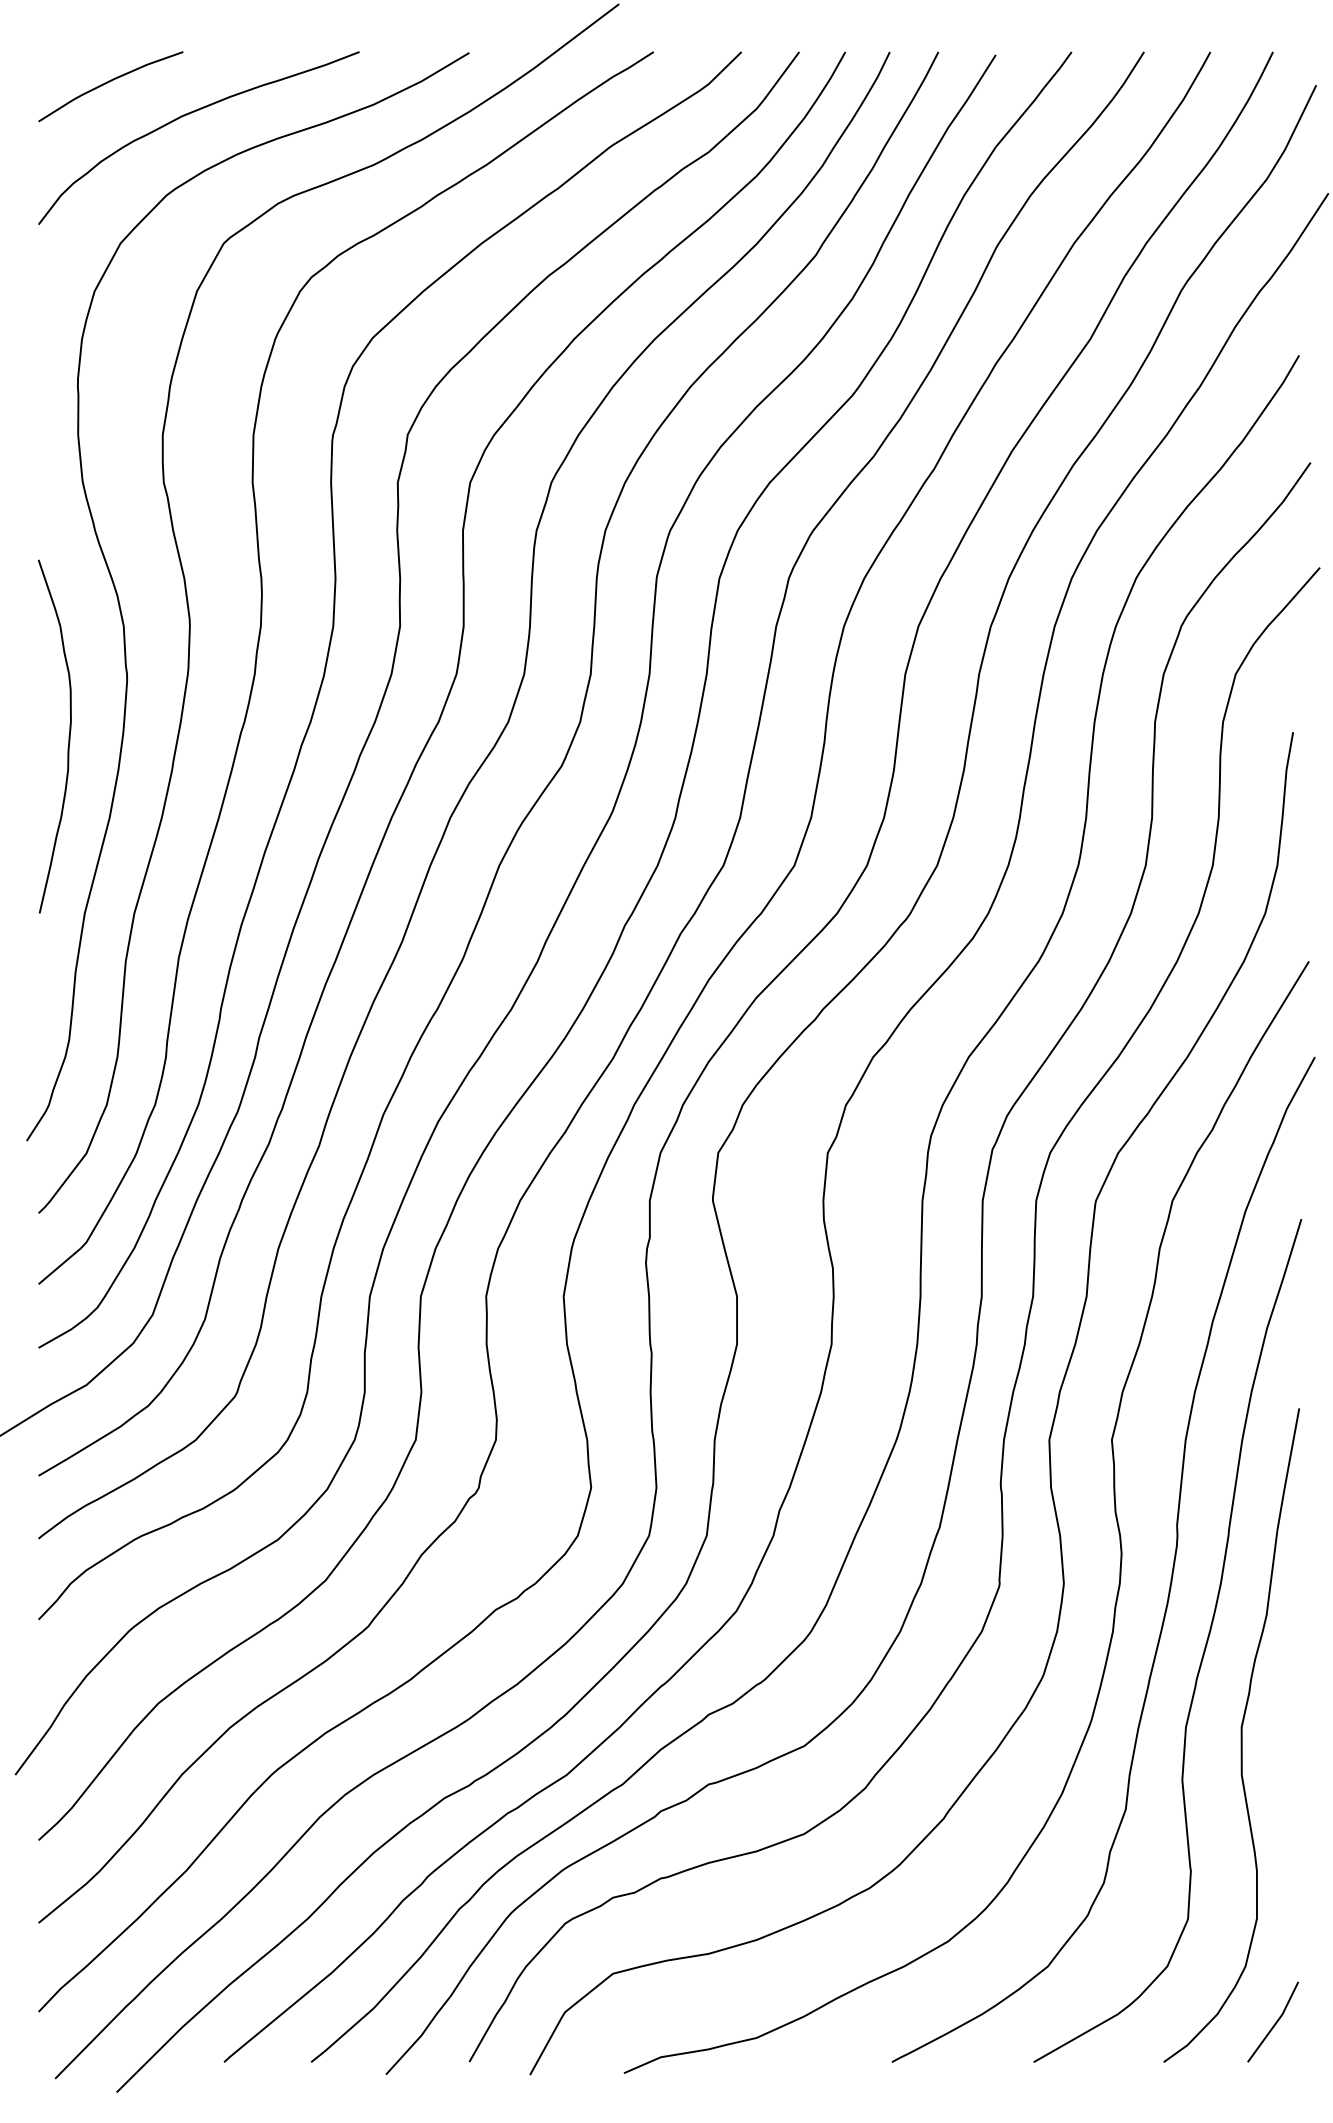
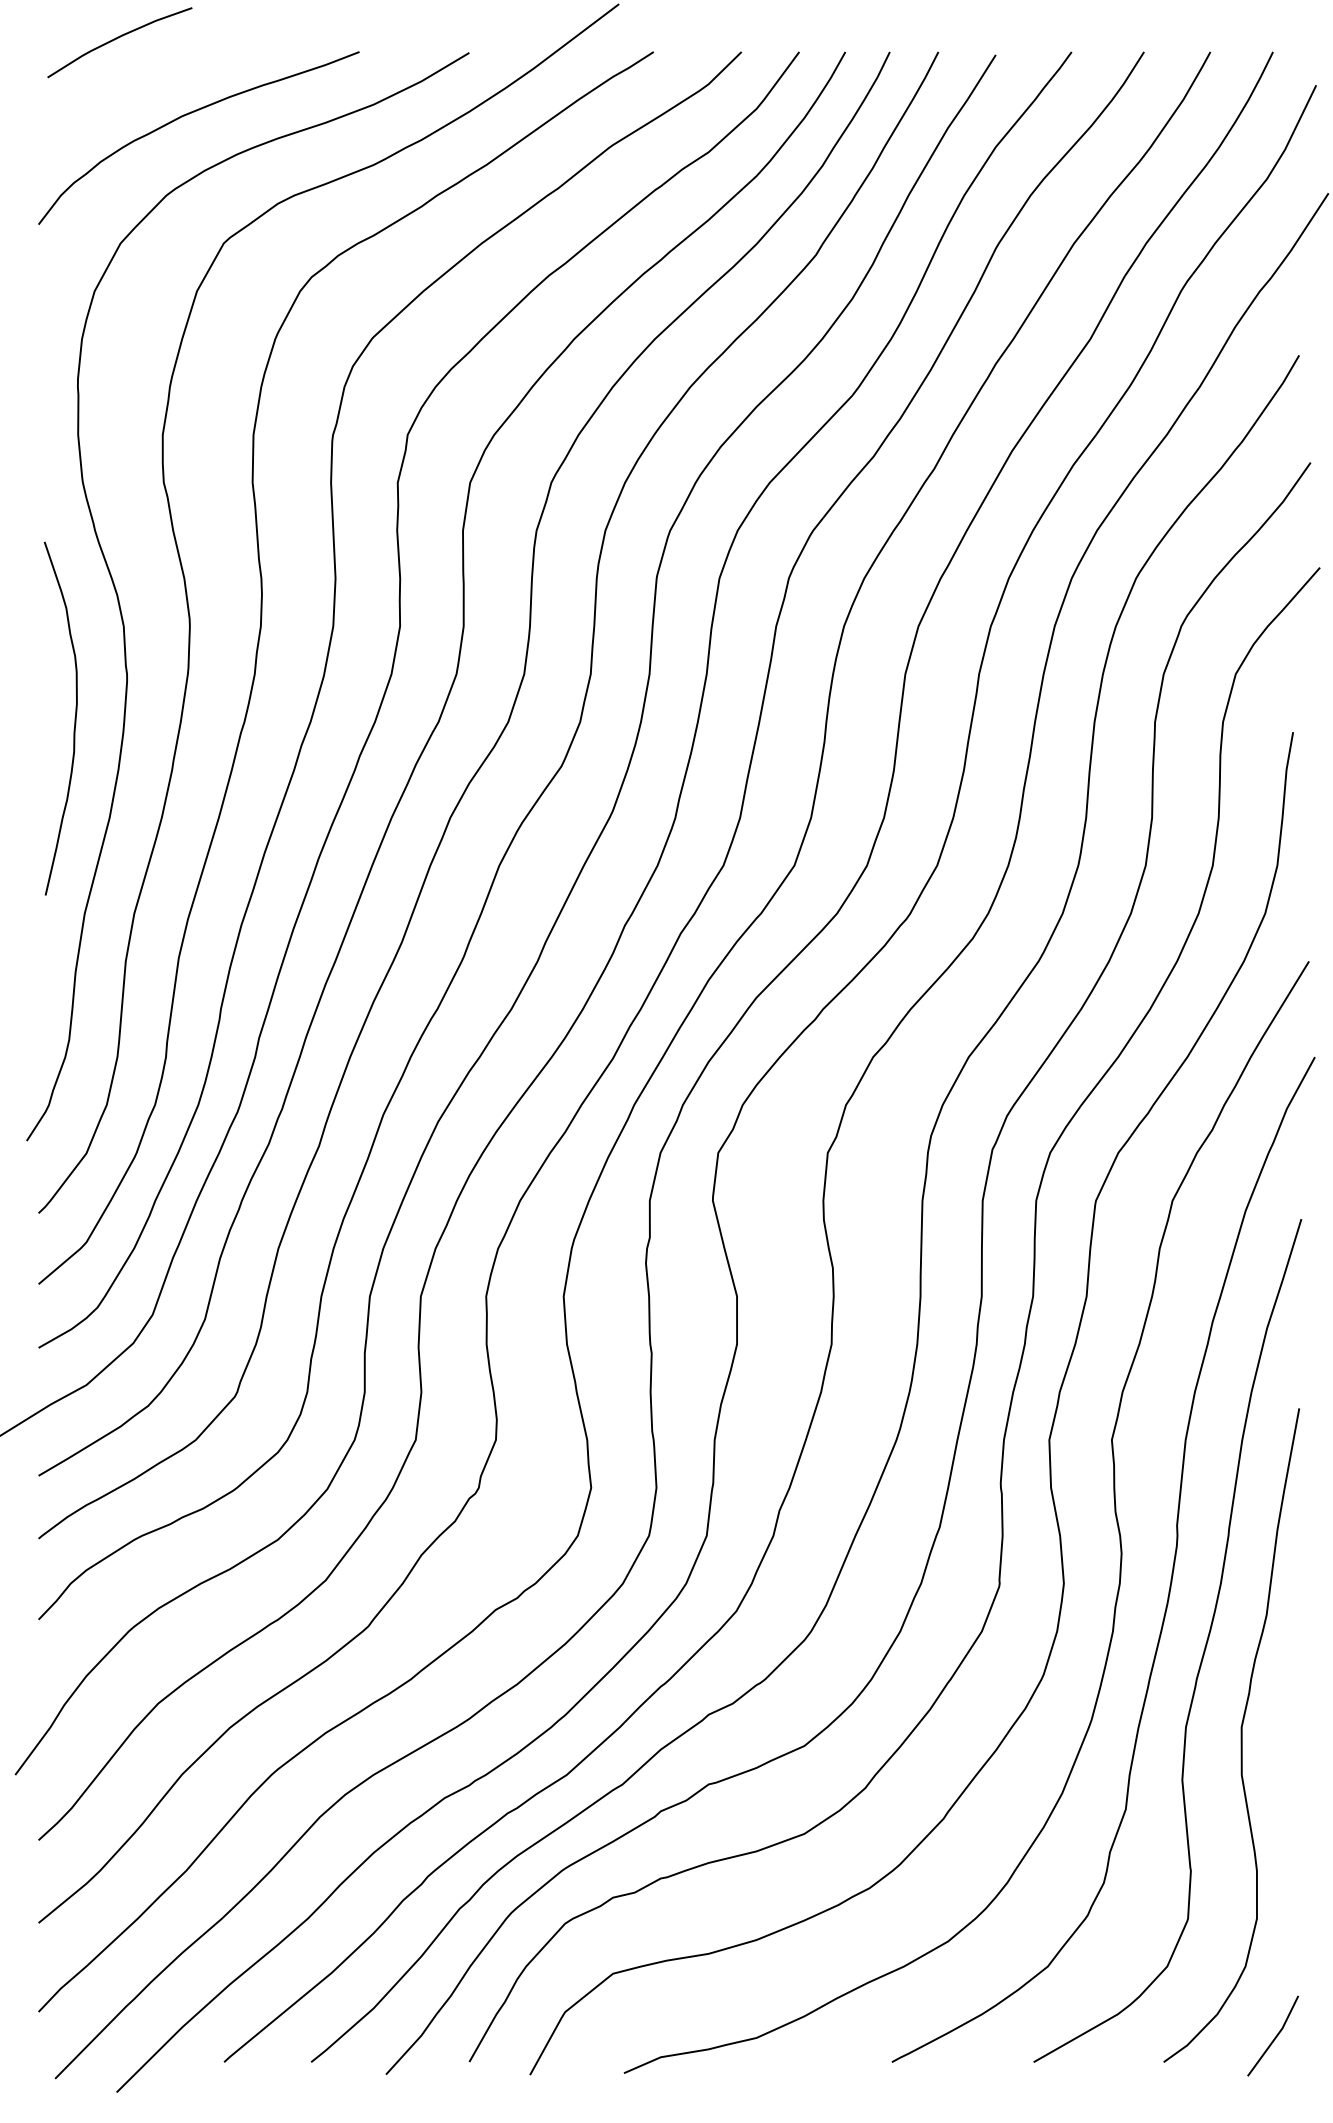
curve position: (109, 82) -> (118, 38) (118, 38)
curve position: (68, 736) -> (74, 718) (74, 718)
line position: (1275, 2022) -> (1275, 2036) (1275, 2036)
